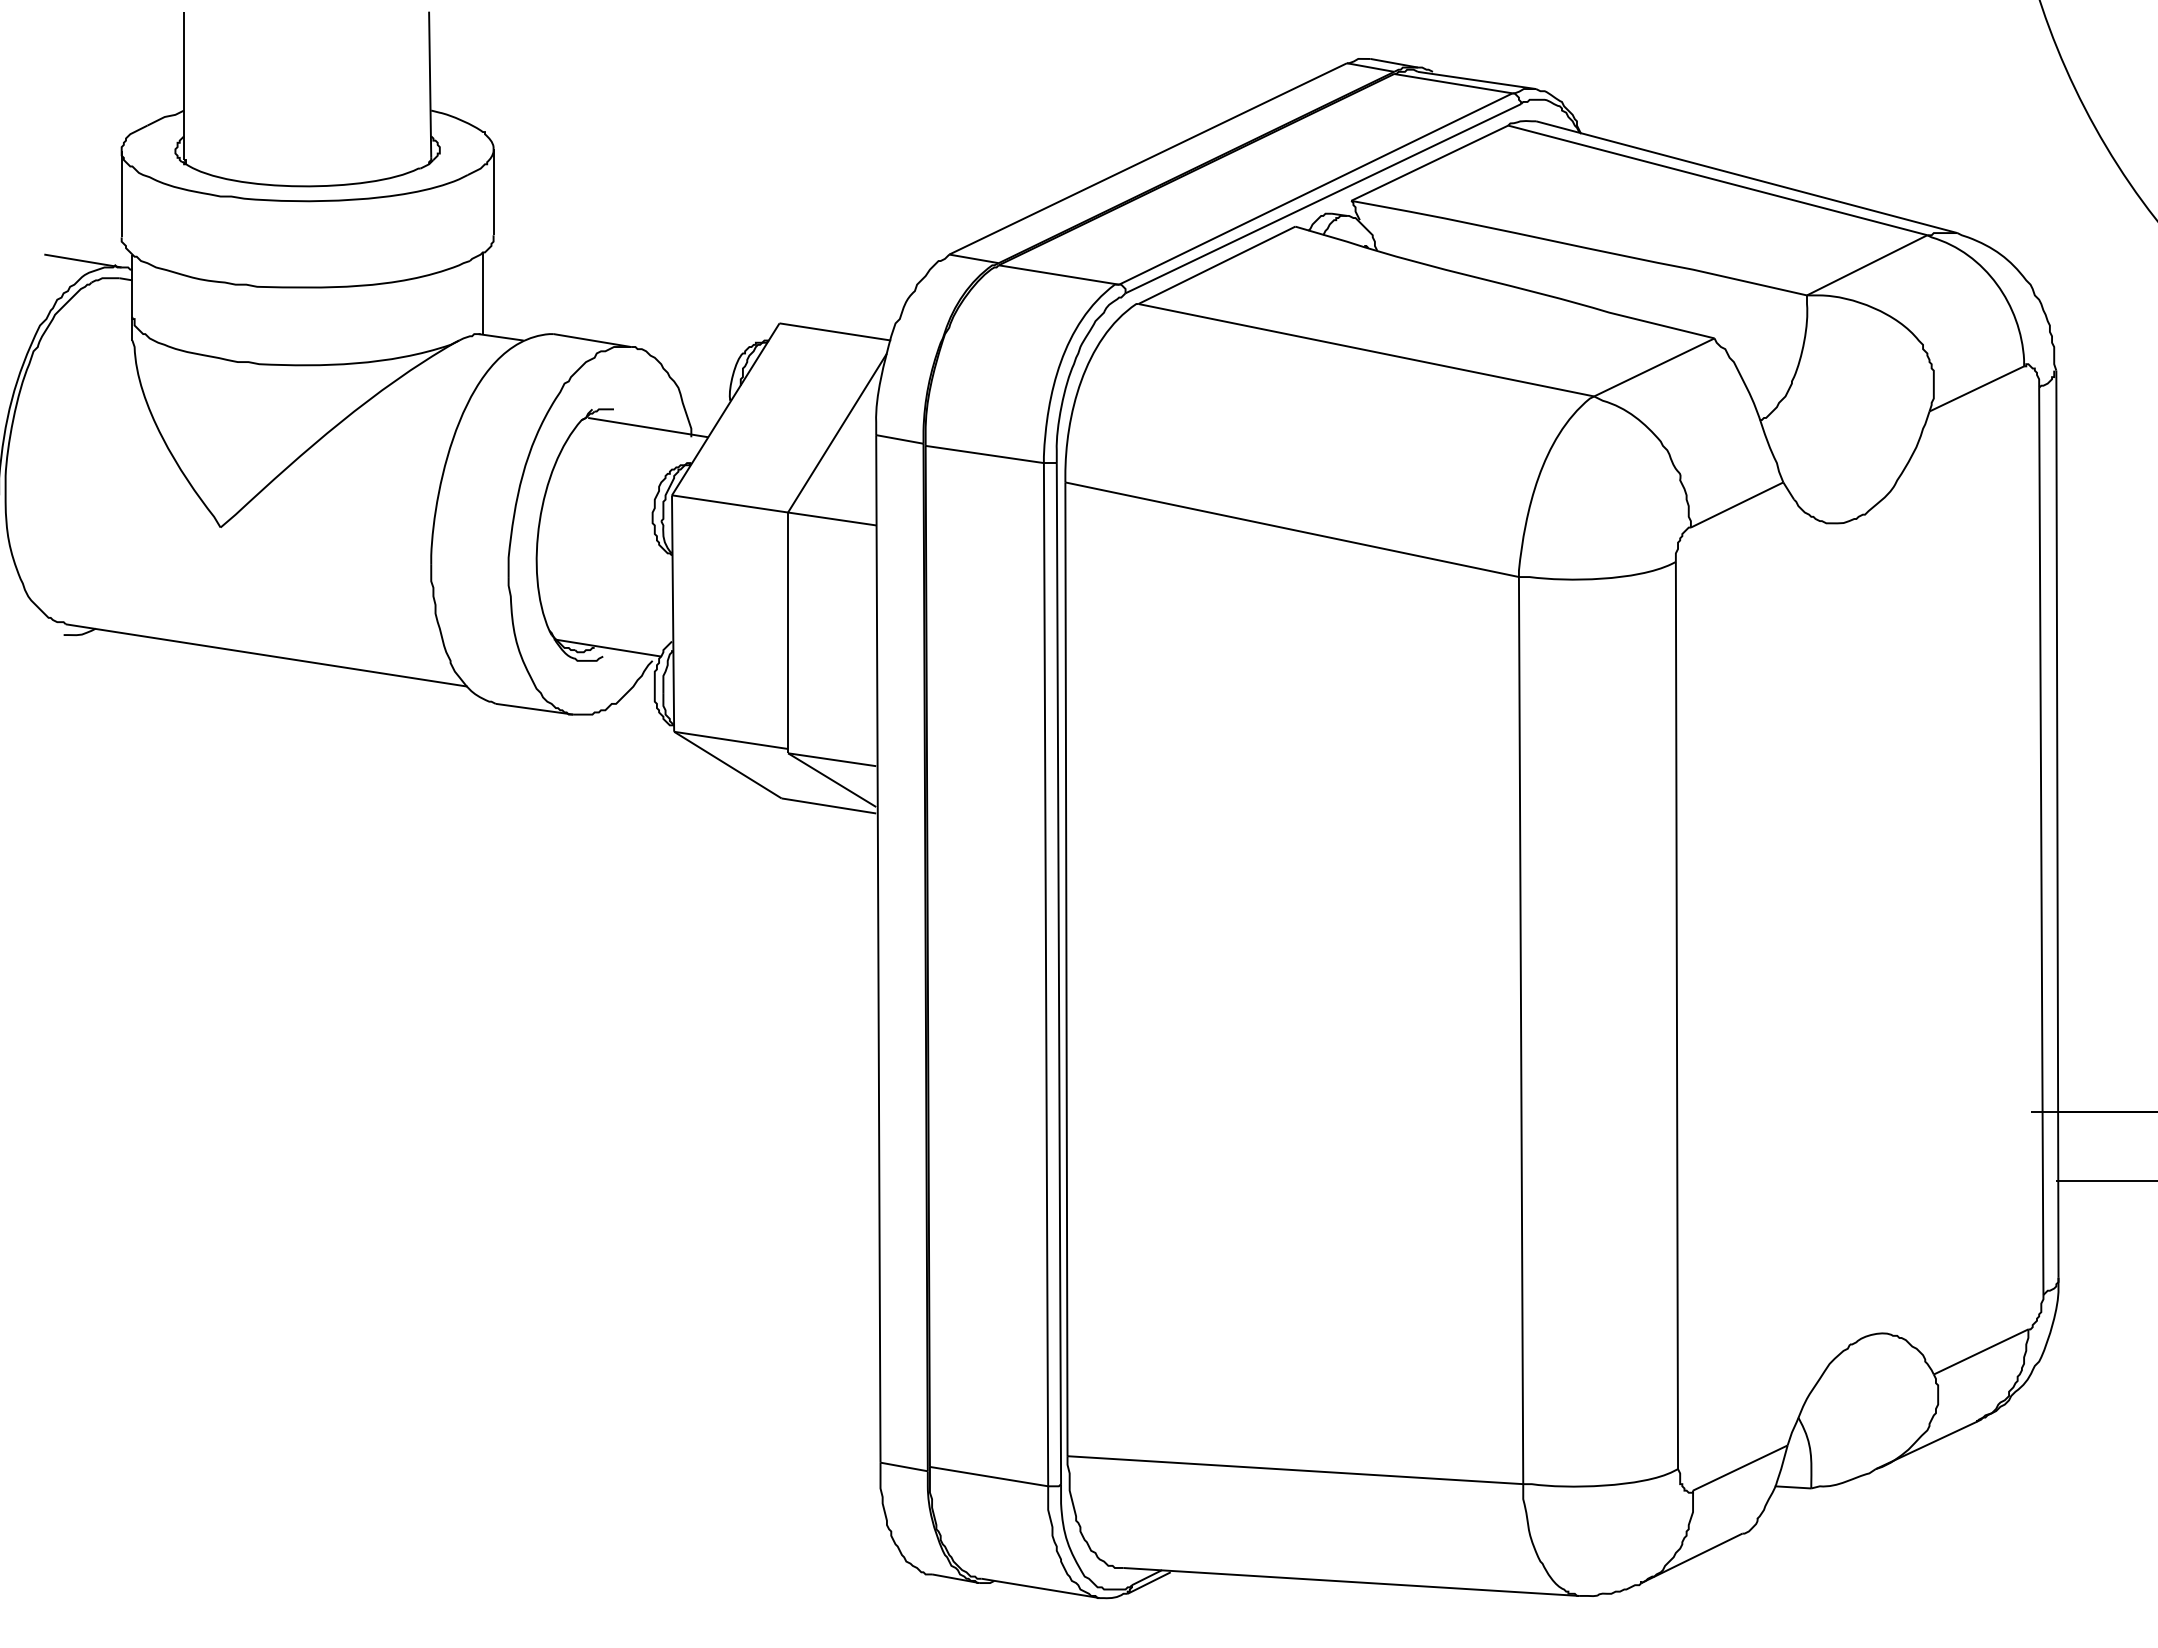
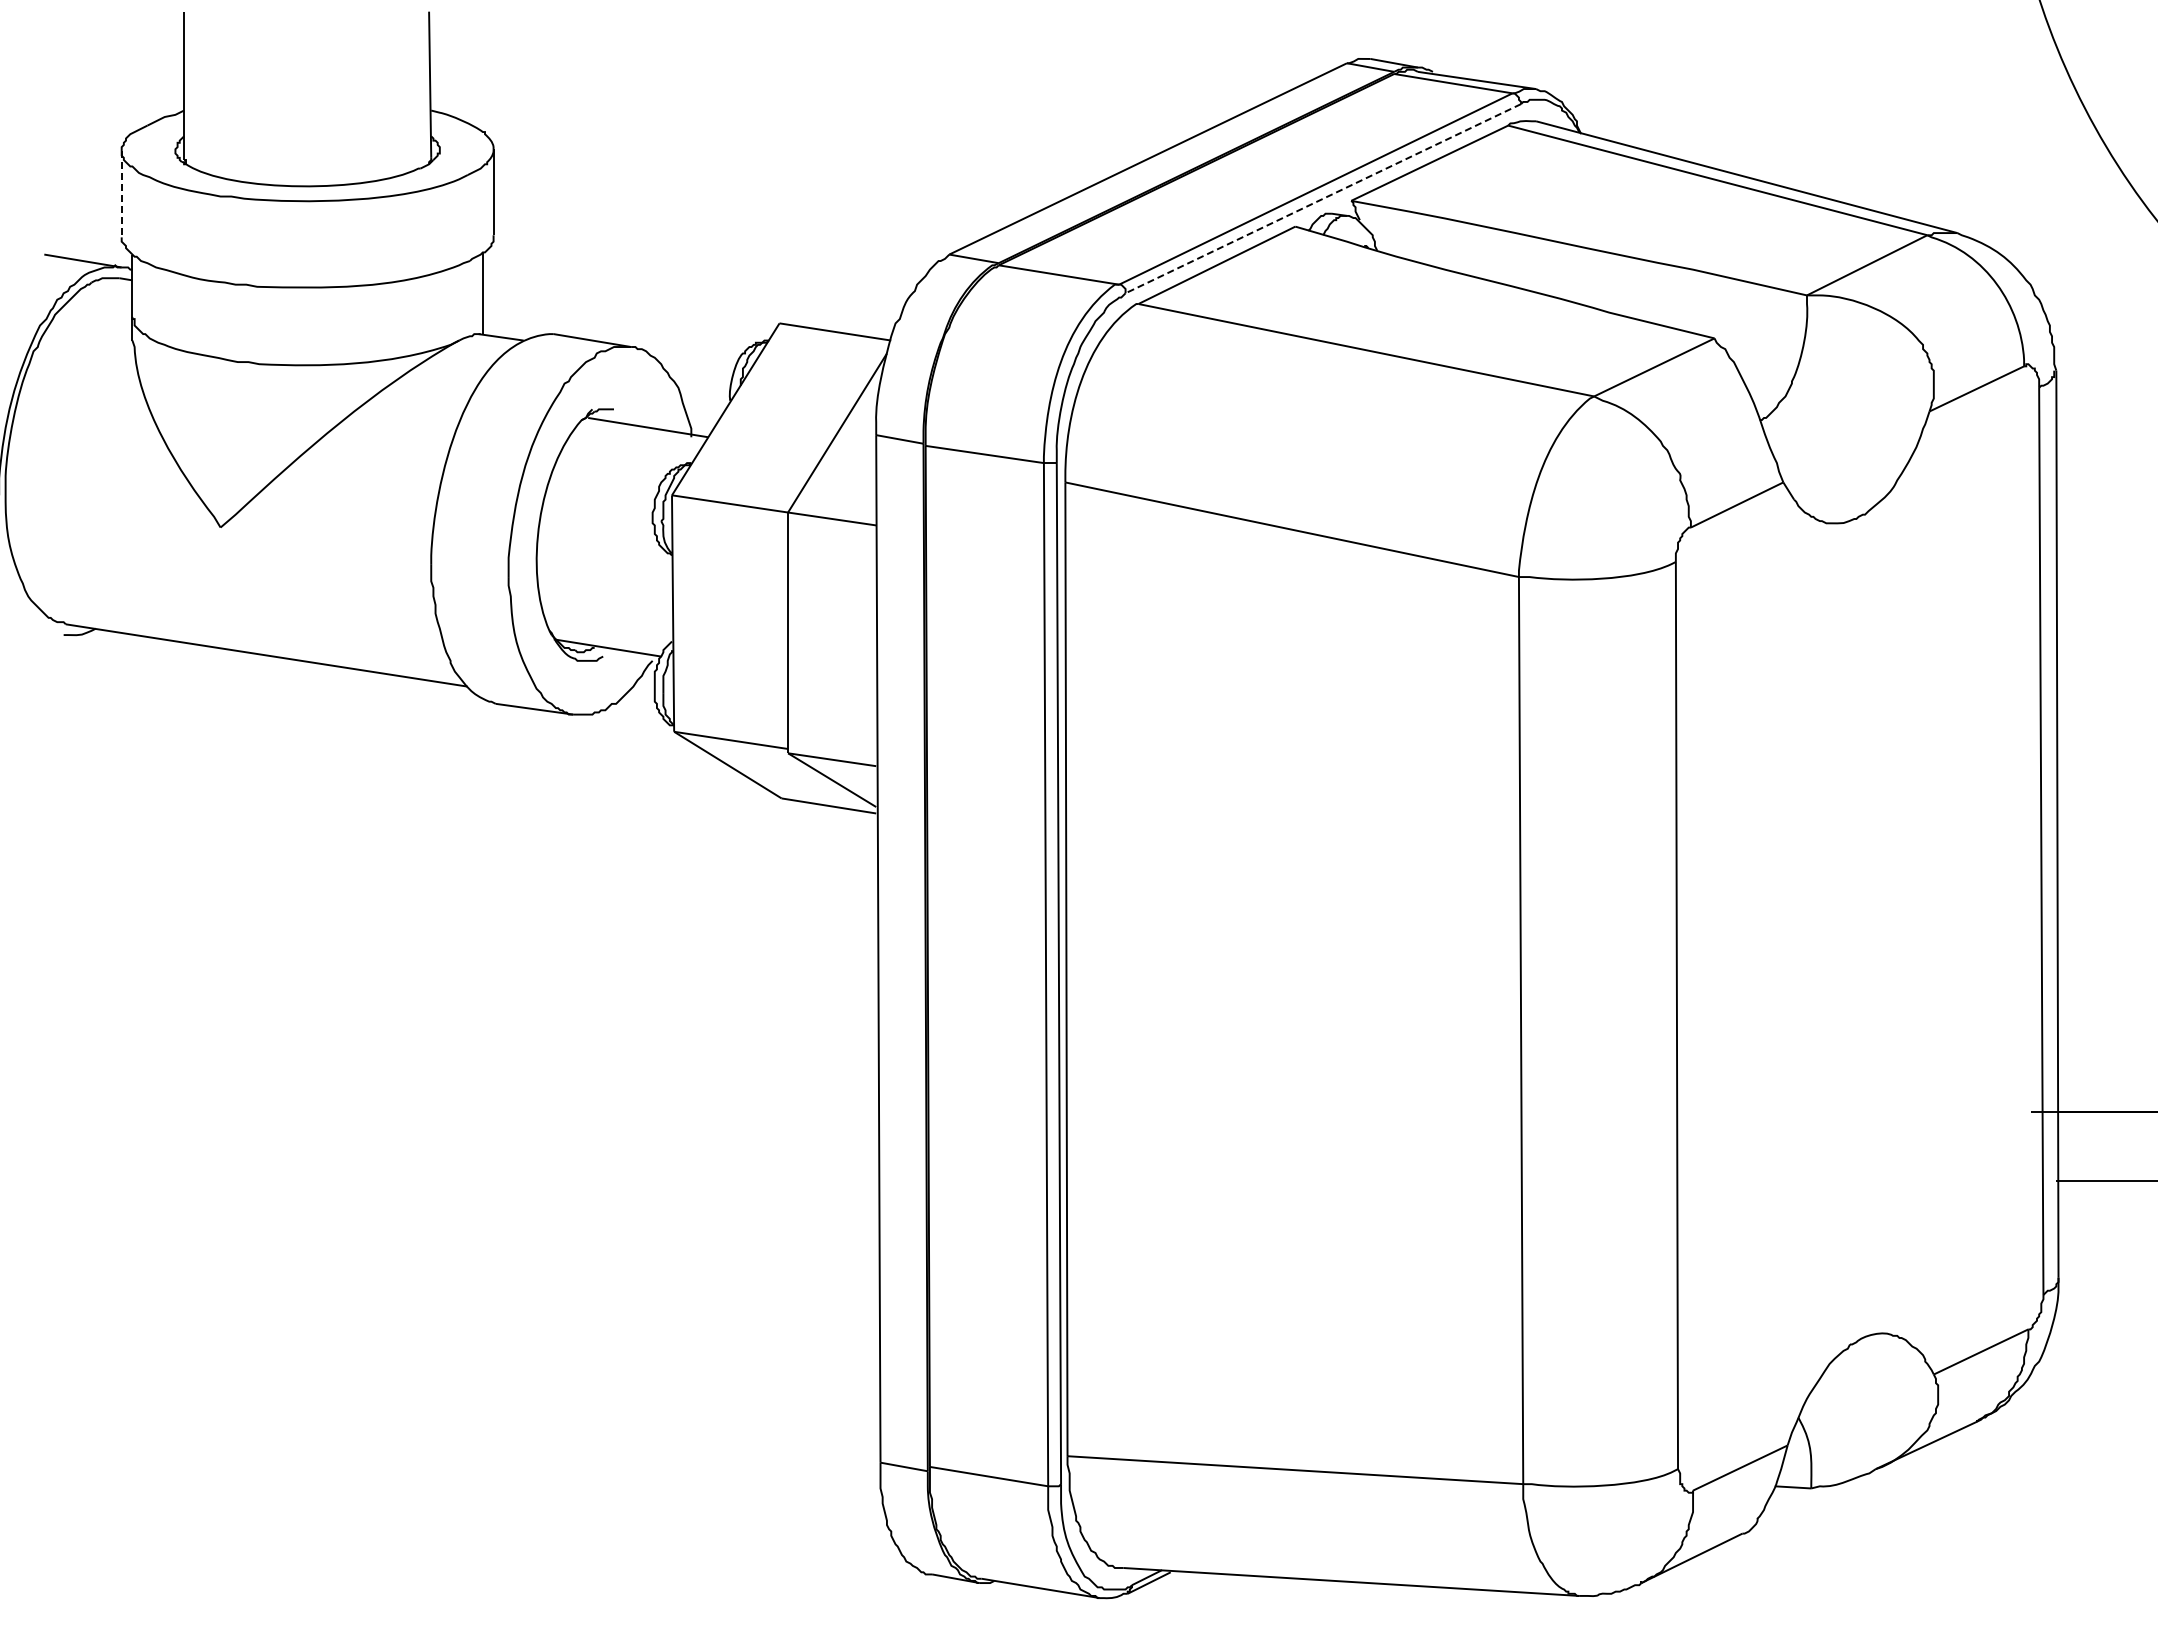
line: solid -> dashed (121, 194)
line: solid -> dashed (1322, 198)
